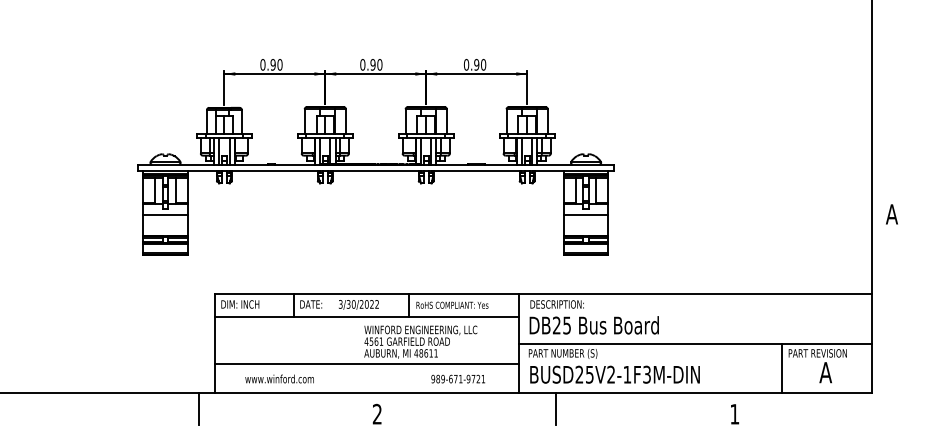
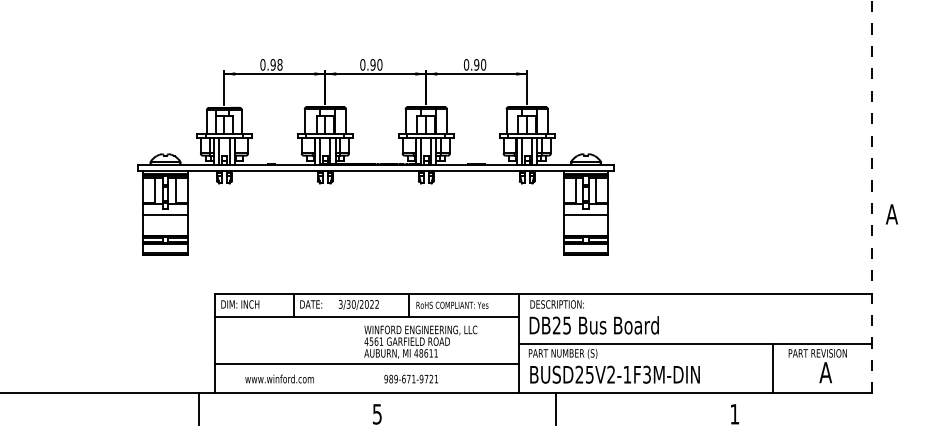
text: 0.90 -> 0.98 (279, 64)
line: solid -> dashed (871, 197)
line position: (782, 368) -> (773, 368) (773, 368)
text position: (458, 378) -> (411, 378) (411, 378)
text: 2 -> 5 (377, 413)
